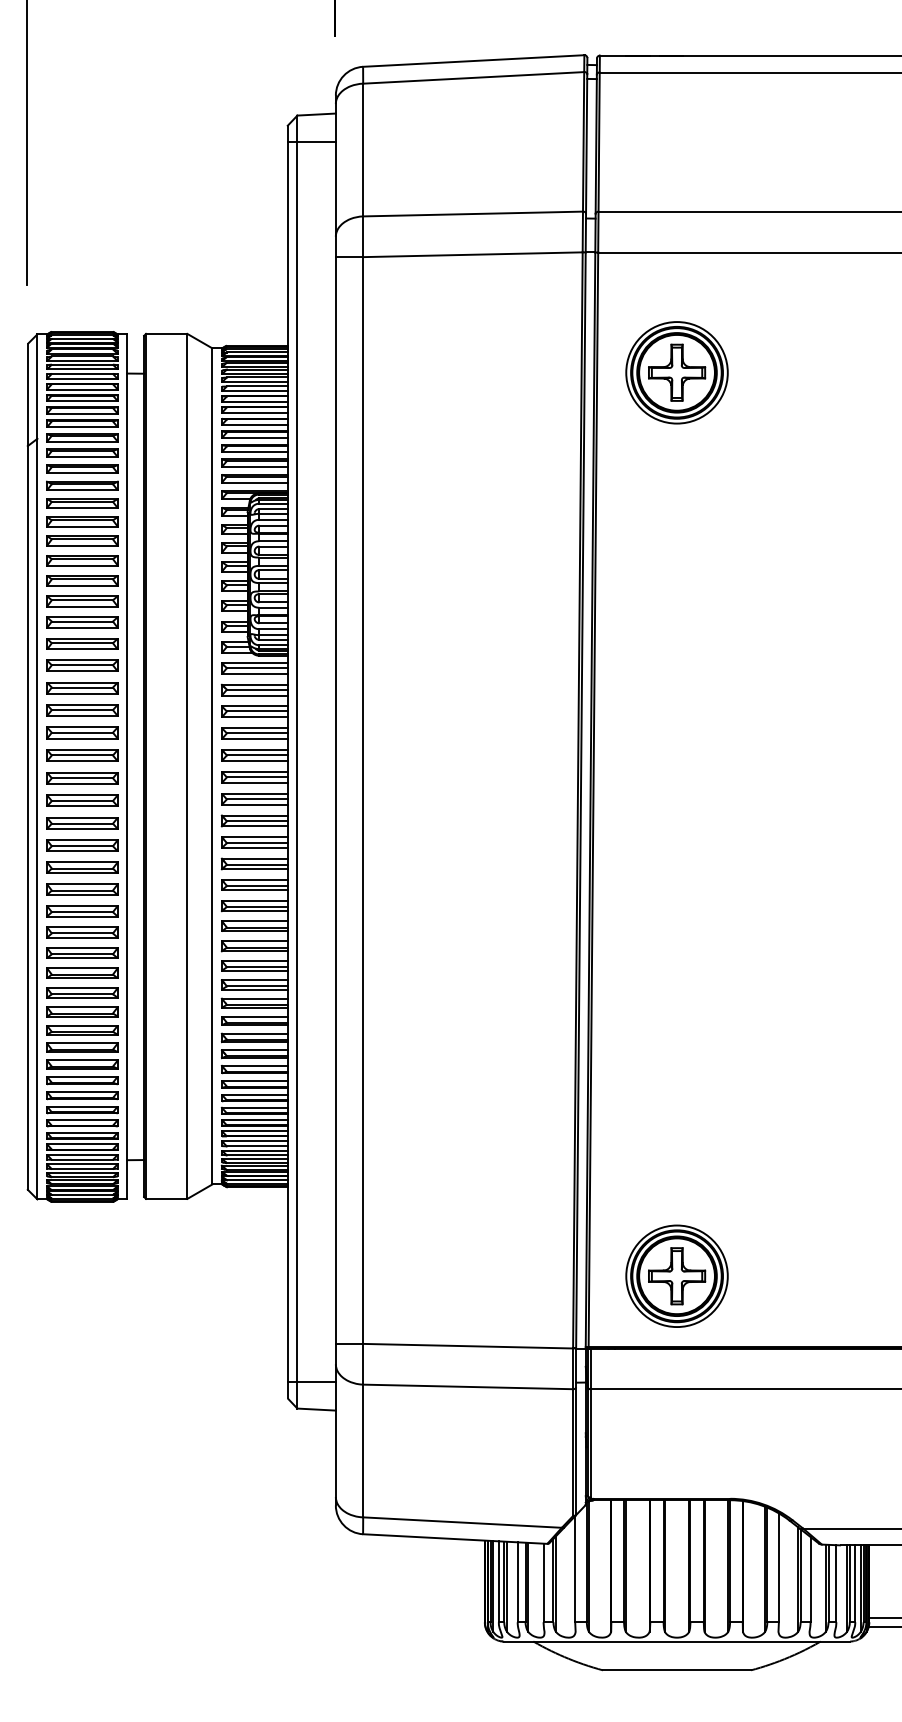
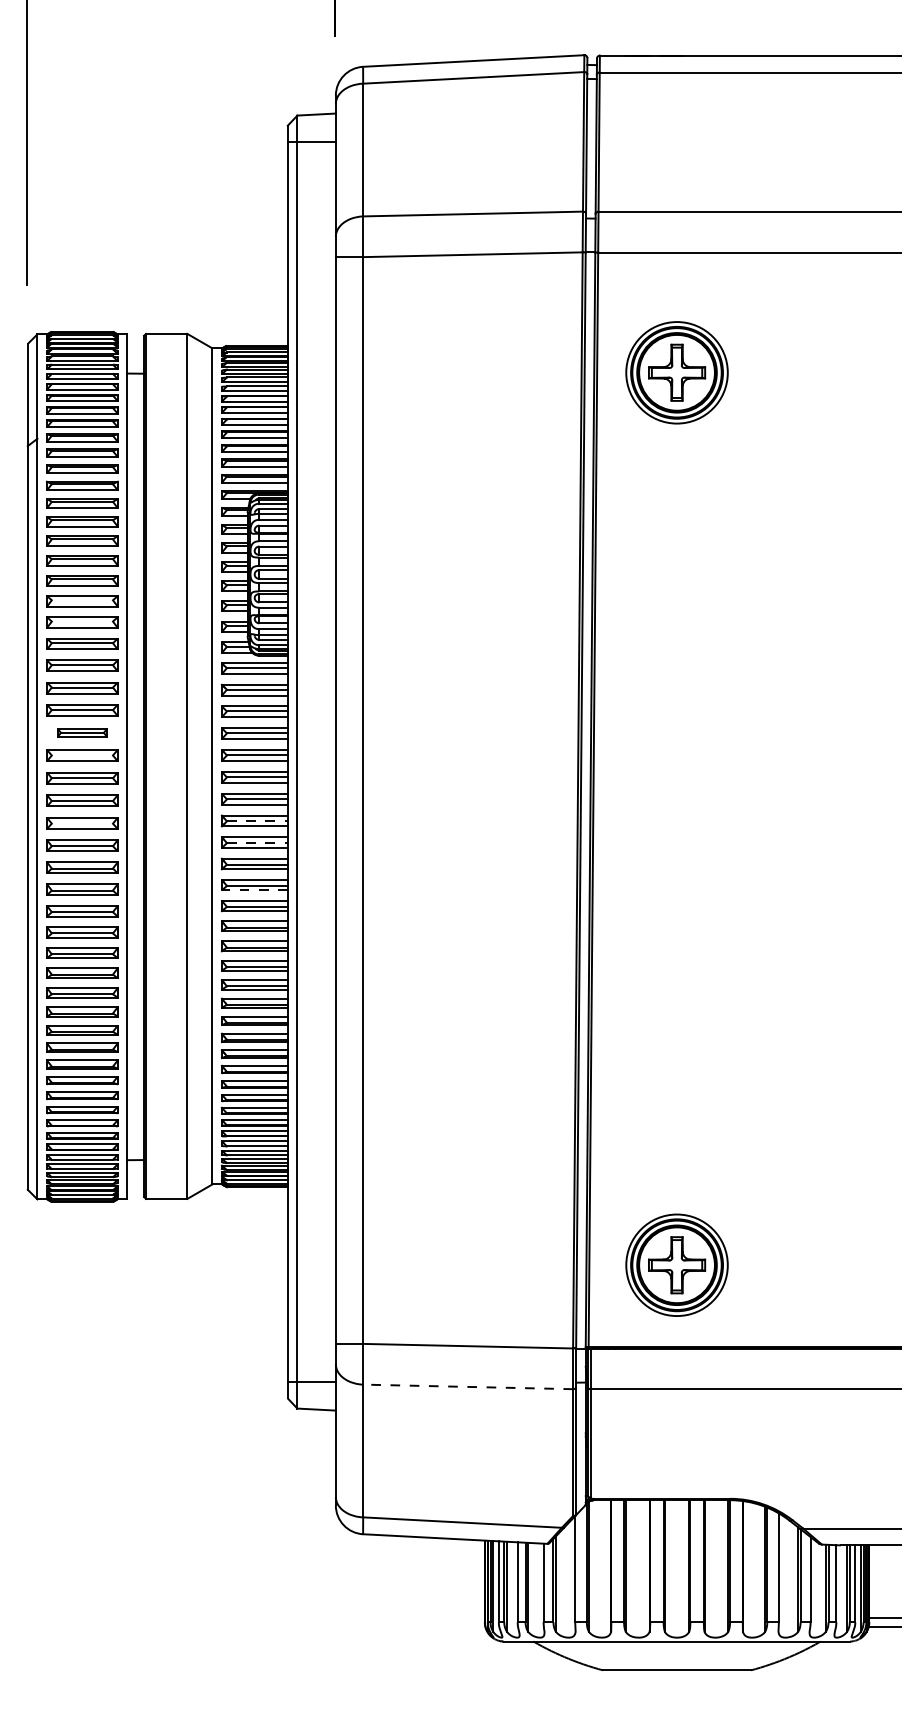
line: present -> none (81, 600)
line: present -> none (81, 621)
part size: 73x14 px -> 51x10 px (82, 732)
line: present -> none (81, 755)
line: solid -> dashed (257, 821)
line: present -> none (81, 823)
line: solid -> dashed (257, 843)
line: solid -> dashed (254, 890)
part position: (676, 1275) -> (676, 1264) (676, 1264)
line: solid -> dashed (468, 1386)
